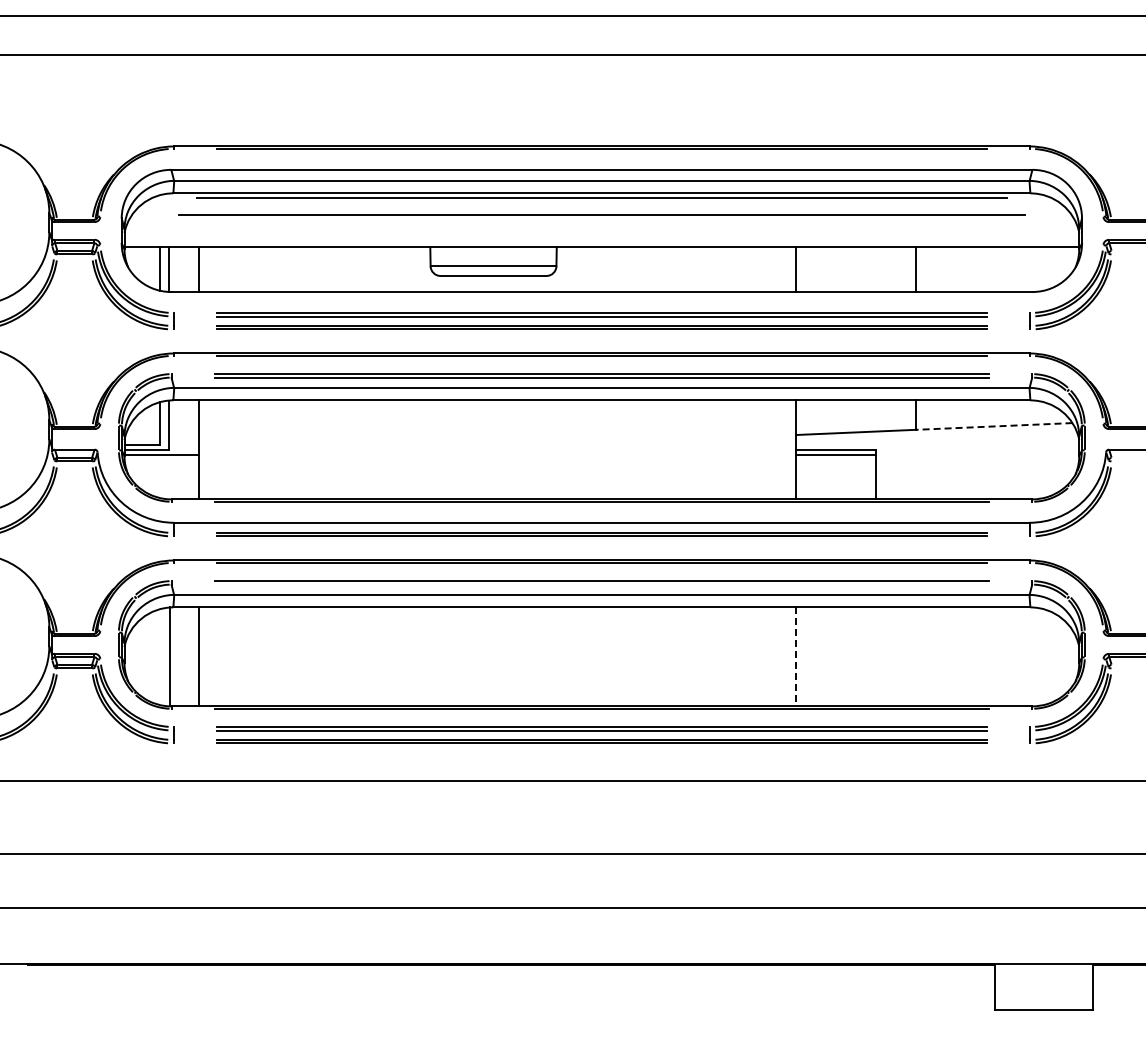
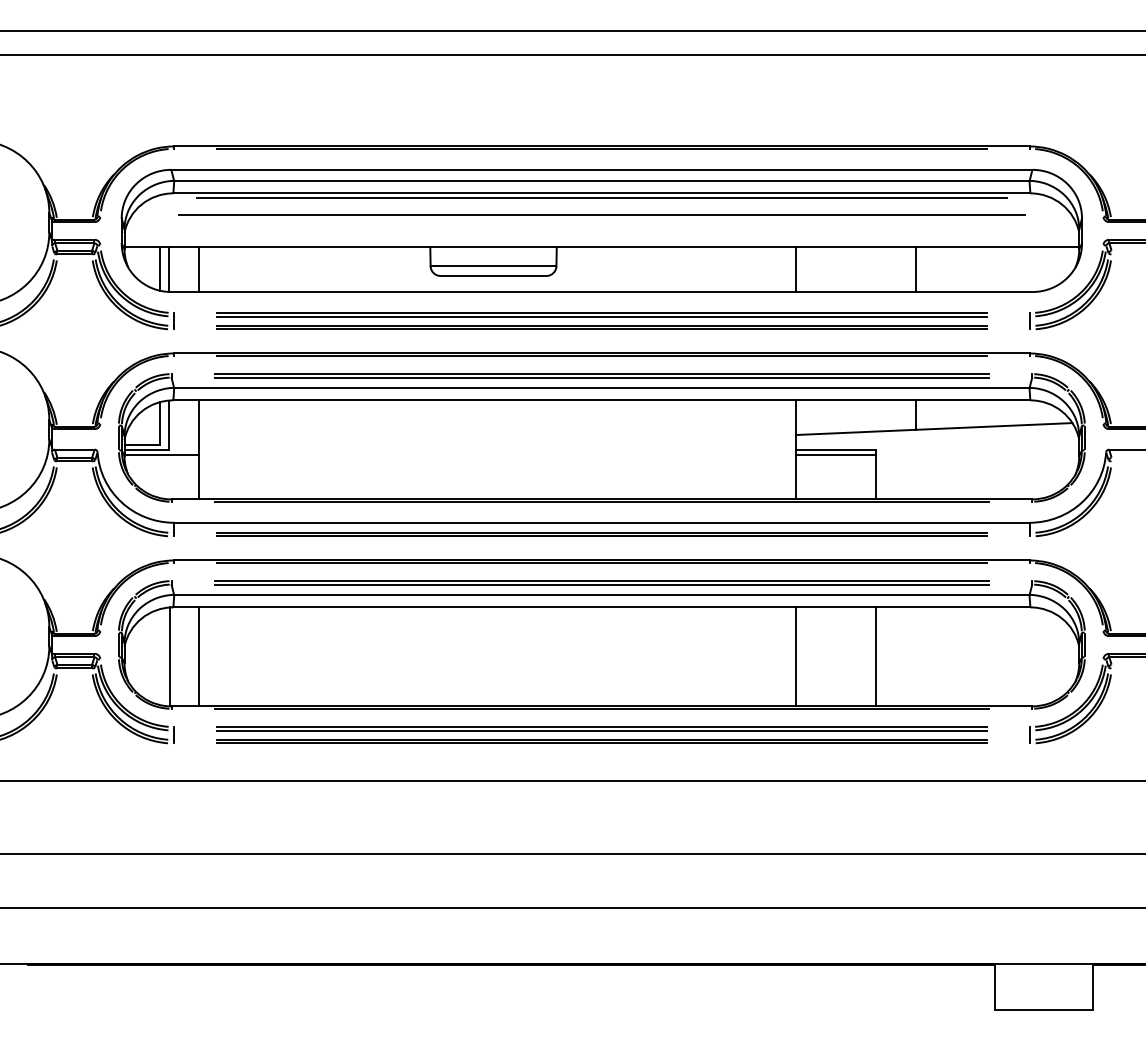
line position: (572, 16) -> (572, 31) (572, 31)
line: dashed -> solid (993, 426)
line: none -> present (601, 584)
line: dashed -> solid (795, 656)
line: none -> present (876, 656)
